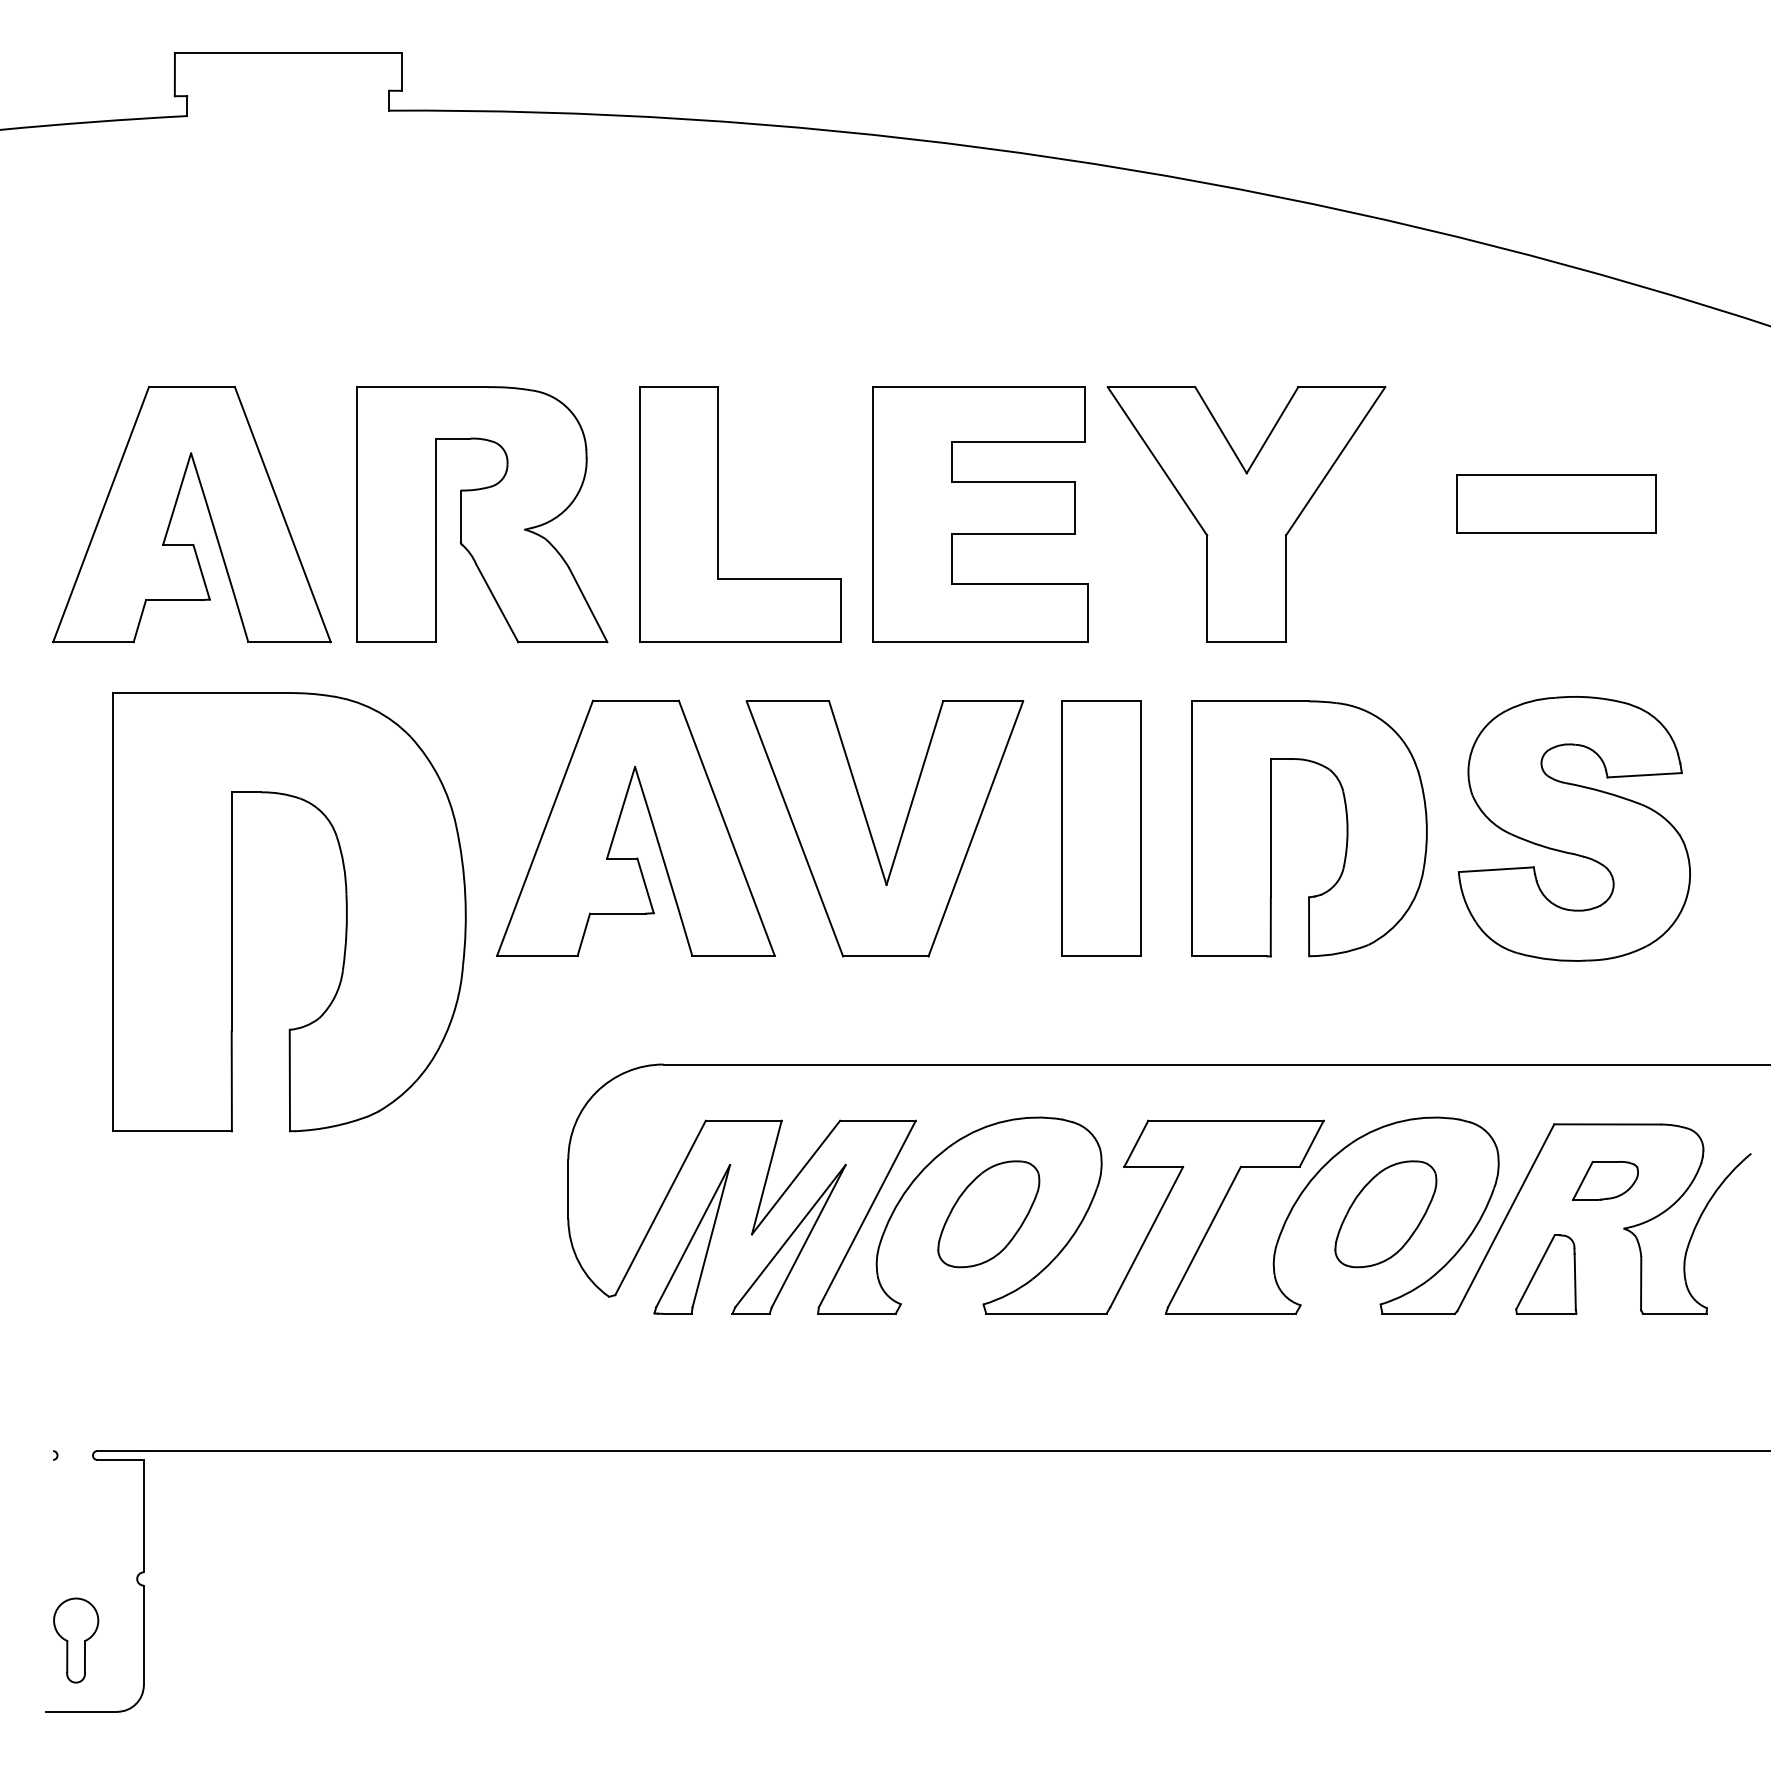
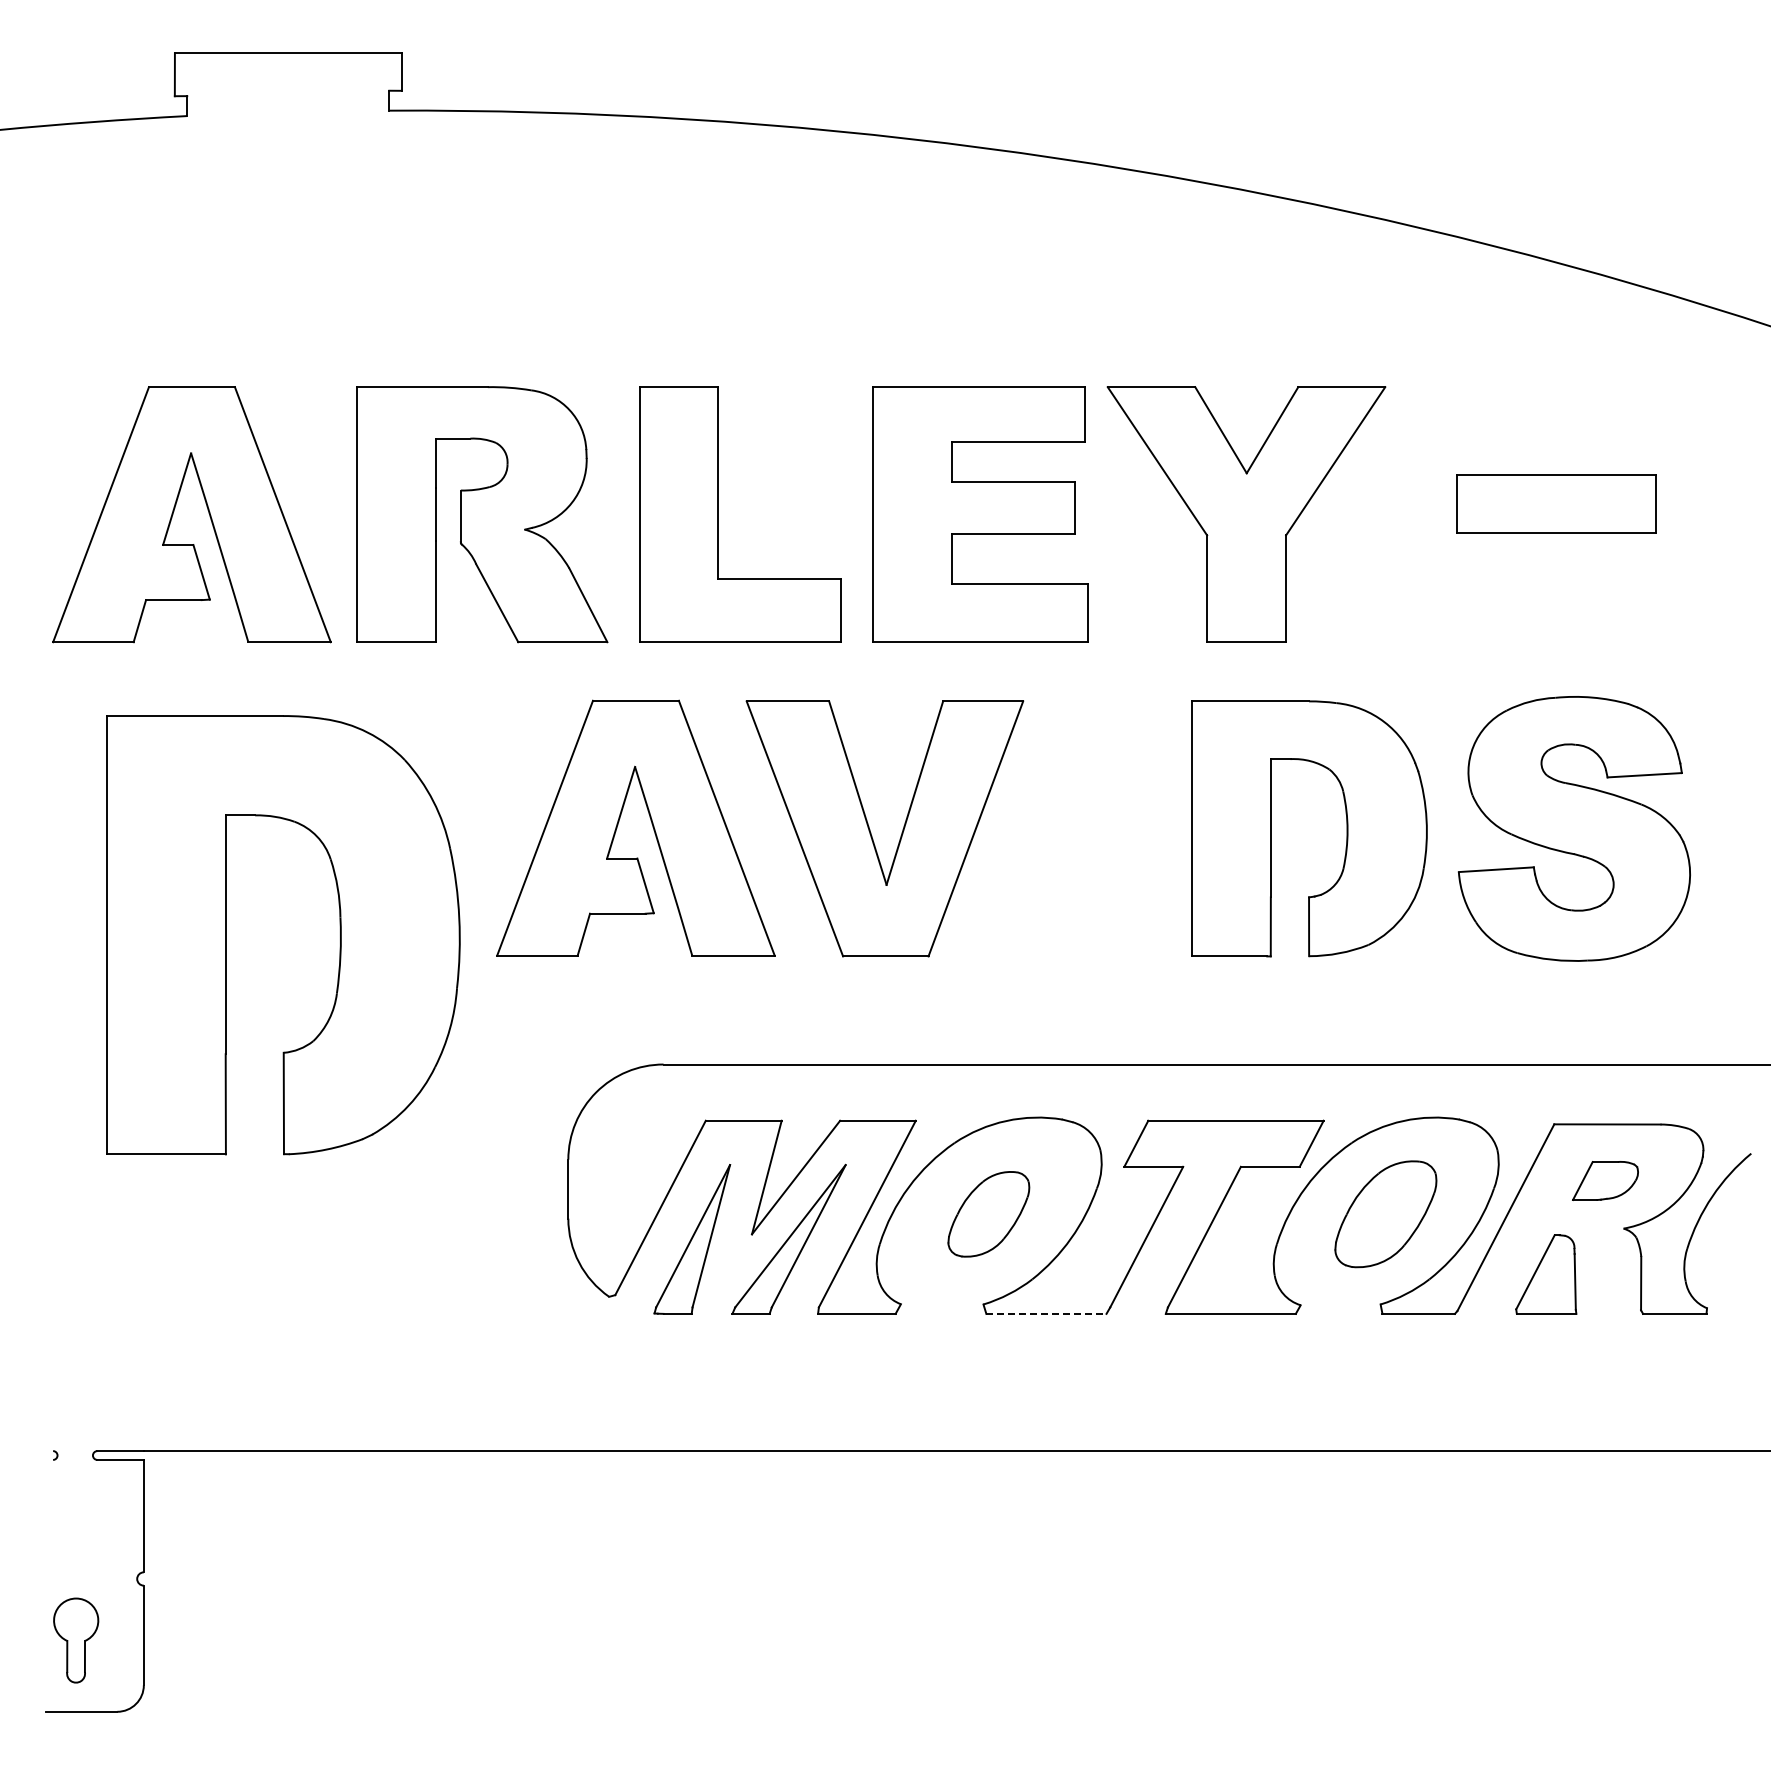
part: present -> none (1101, 828)
part position: (345, 909) -> (339, 932) (339, 932)
part size: 104x109 px -> 84x87 px (988, 1214)
line: solid -> dashed (1046, 1313)
